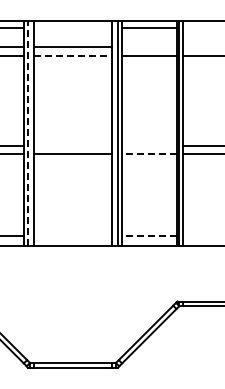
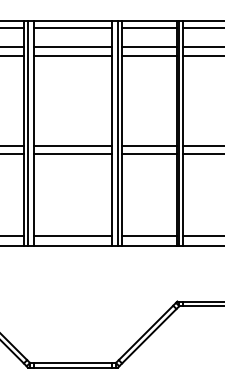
line: none -> present (72, 27)
line: none -> present (202, 27)
line: none -> present (149, 47)
line: none -> present (202, 47)
line: dashed -> solid (73, 55)
line: dashed -> solid (28, 132)
line: none -> present (72, 145)
line: none -> present (149, 145)
line: dashed -> solid (148, 153)
line: none -> present (72, 236)
line: dashed -> solid (148, 236)
line: none -> present (202, 236)
